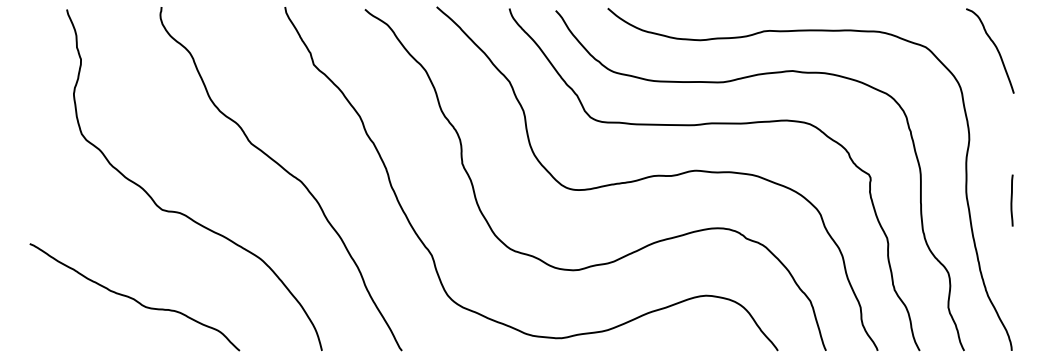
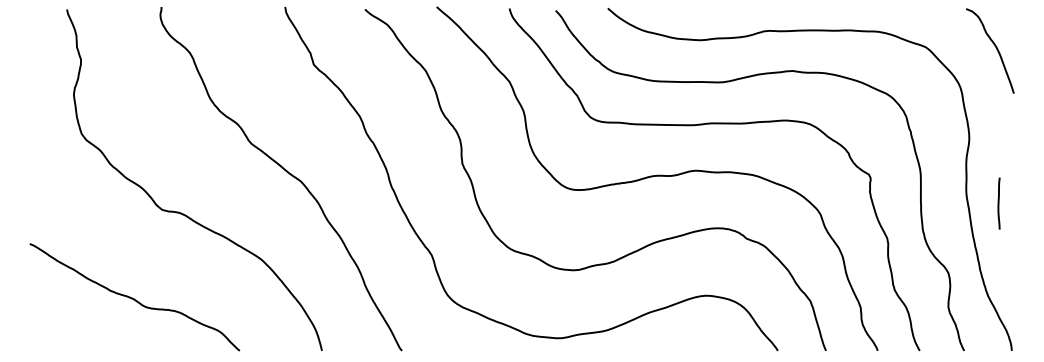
line position: (1011, 200) -> (998, 203) (998, 203)
